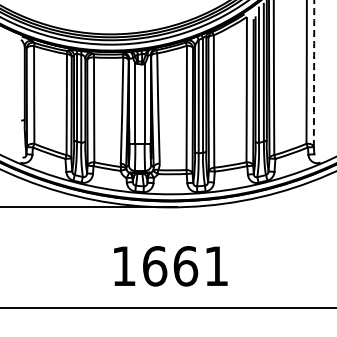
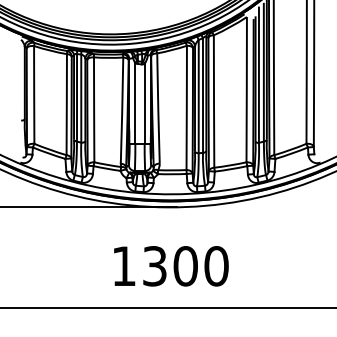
arc: dashed -> solid (314, 73)
text: 1661 -> 1300 (185, 266)
